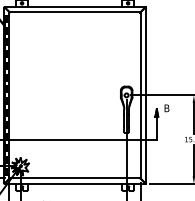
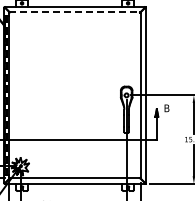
line: solid -> dashed (75, 12)
